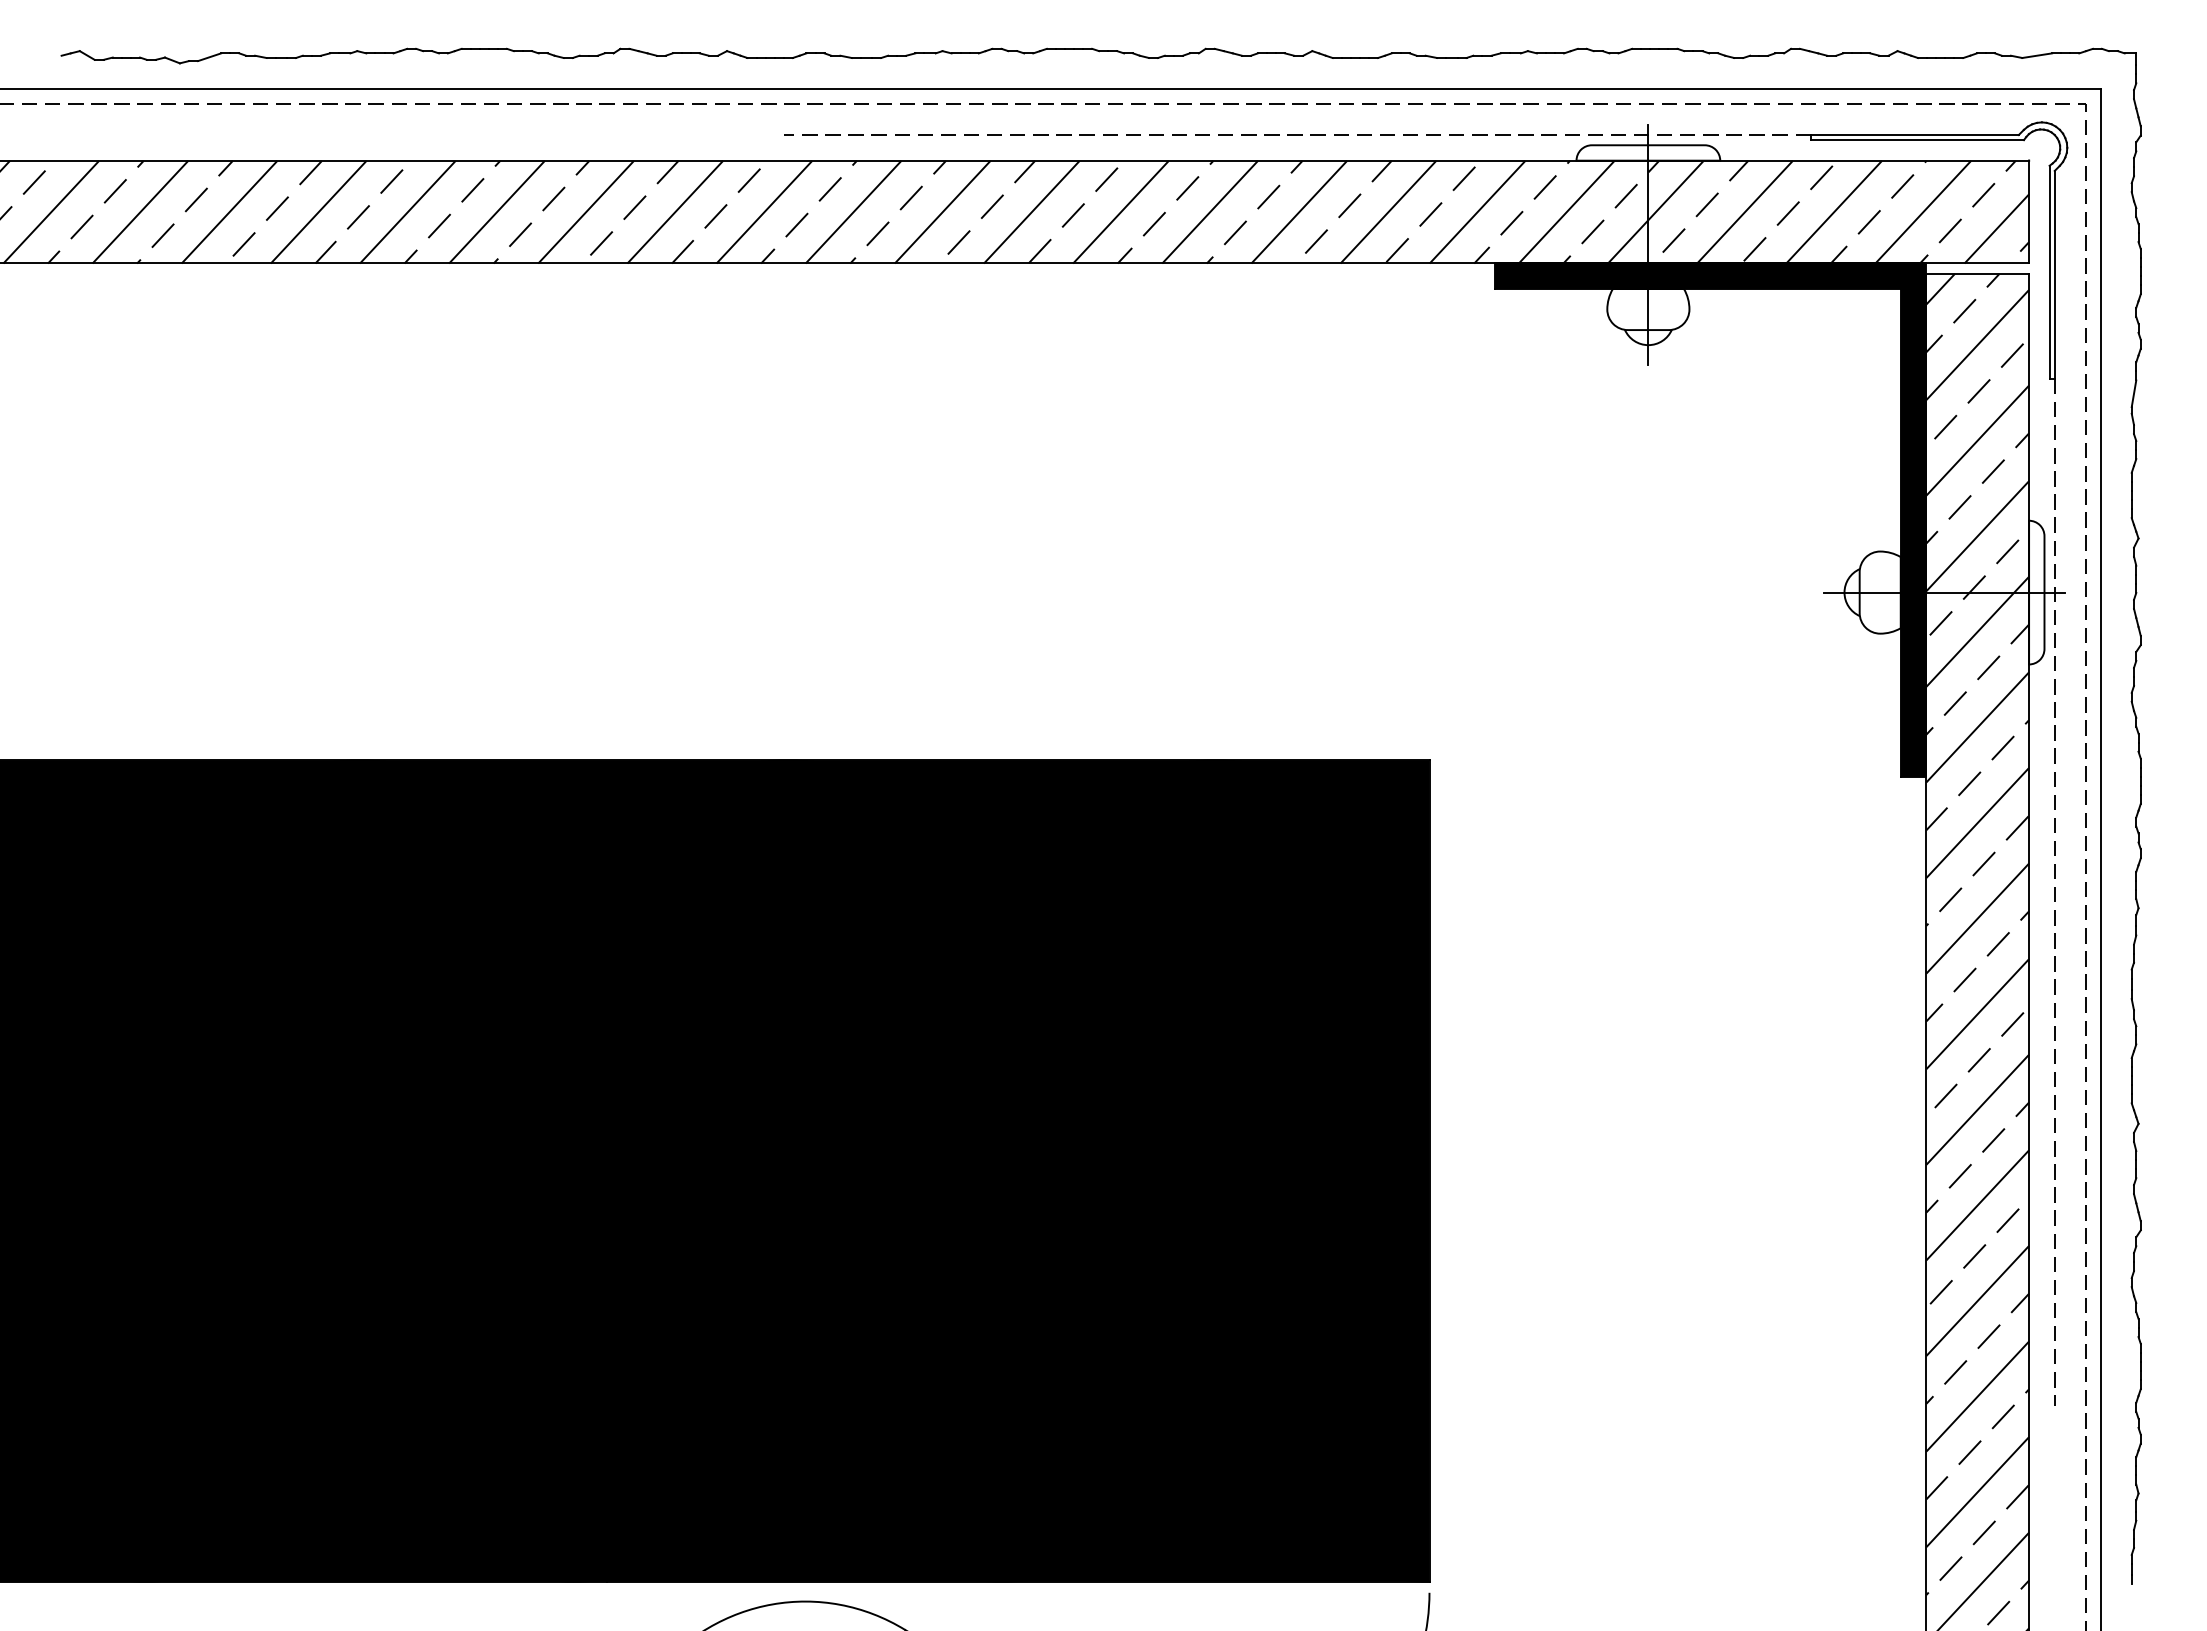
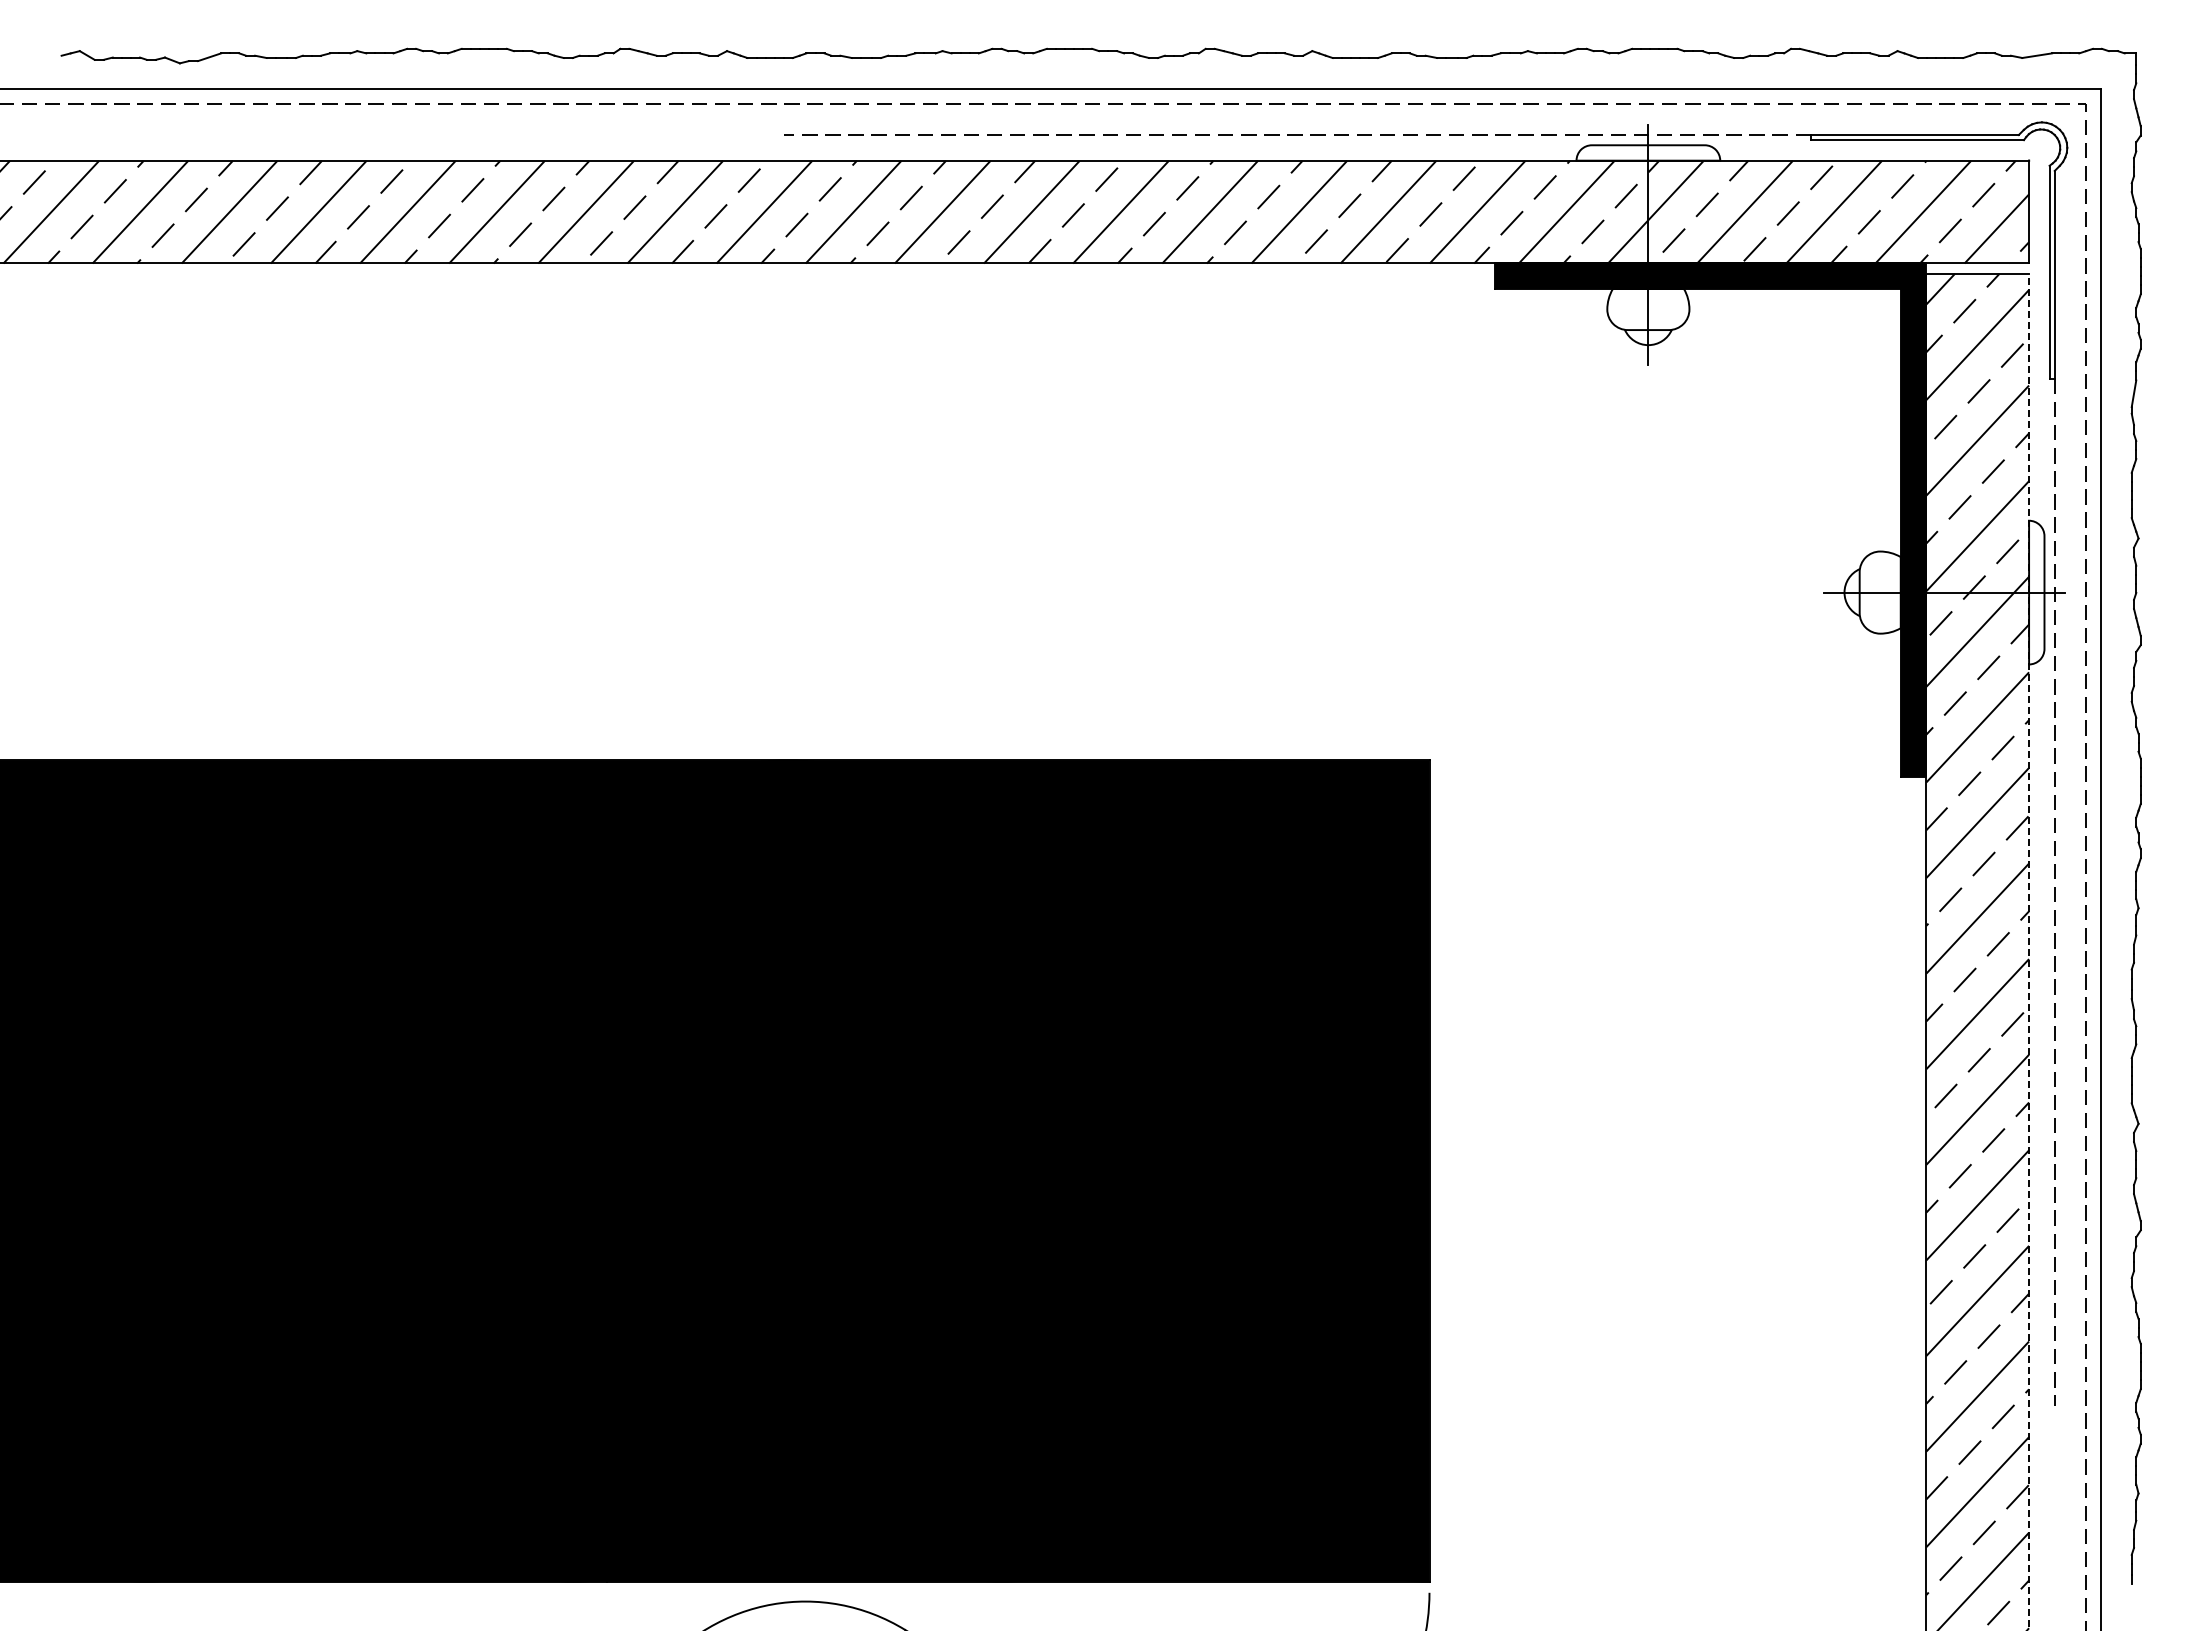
line: solid -> dashed (2029, 951)
